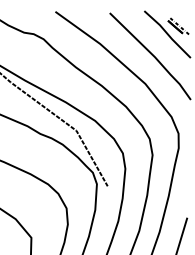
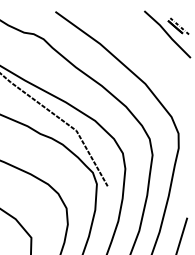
line: present -> none (151, 55)
